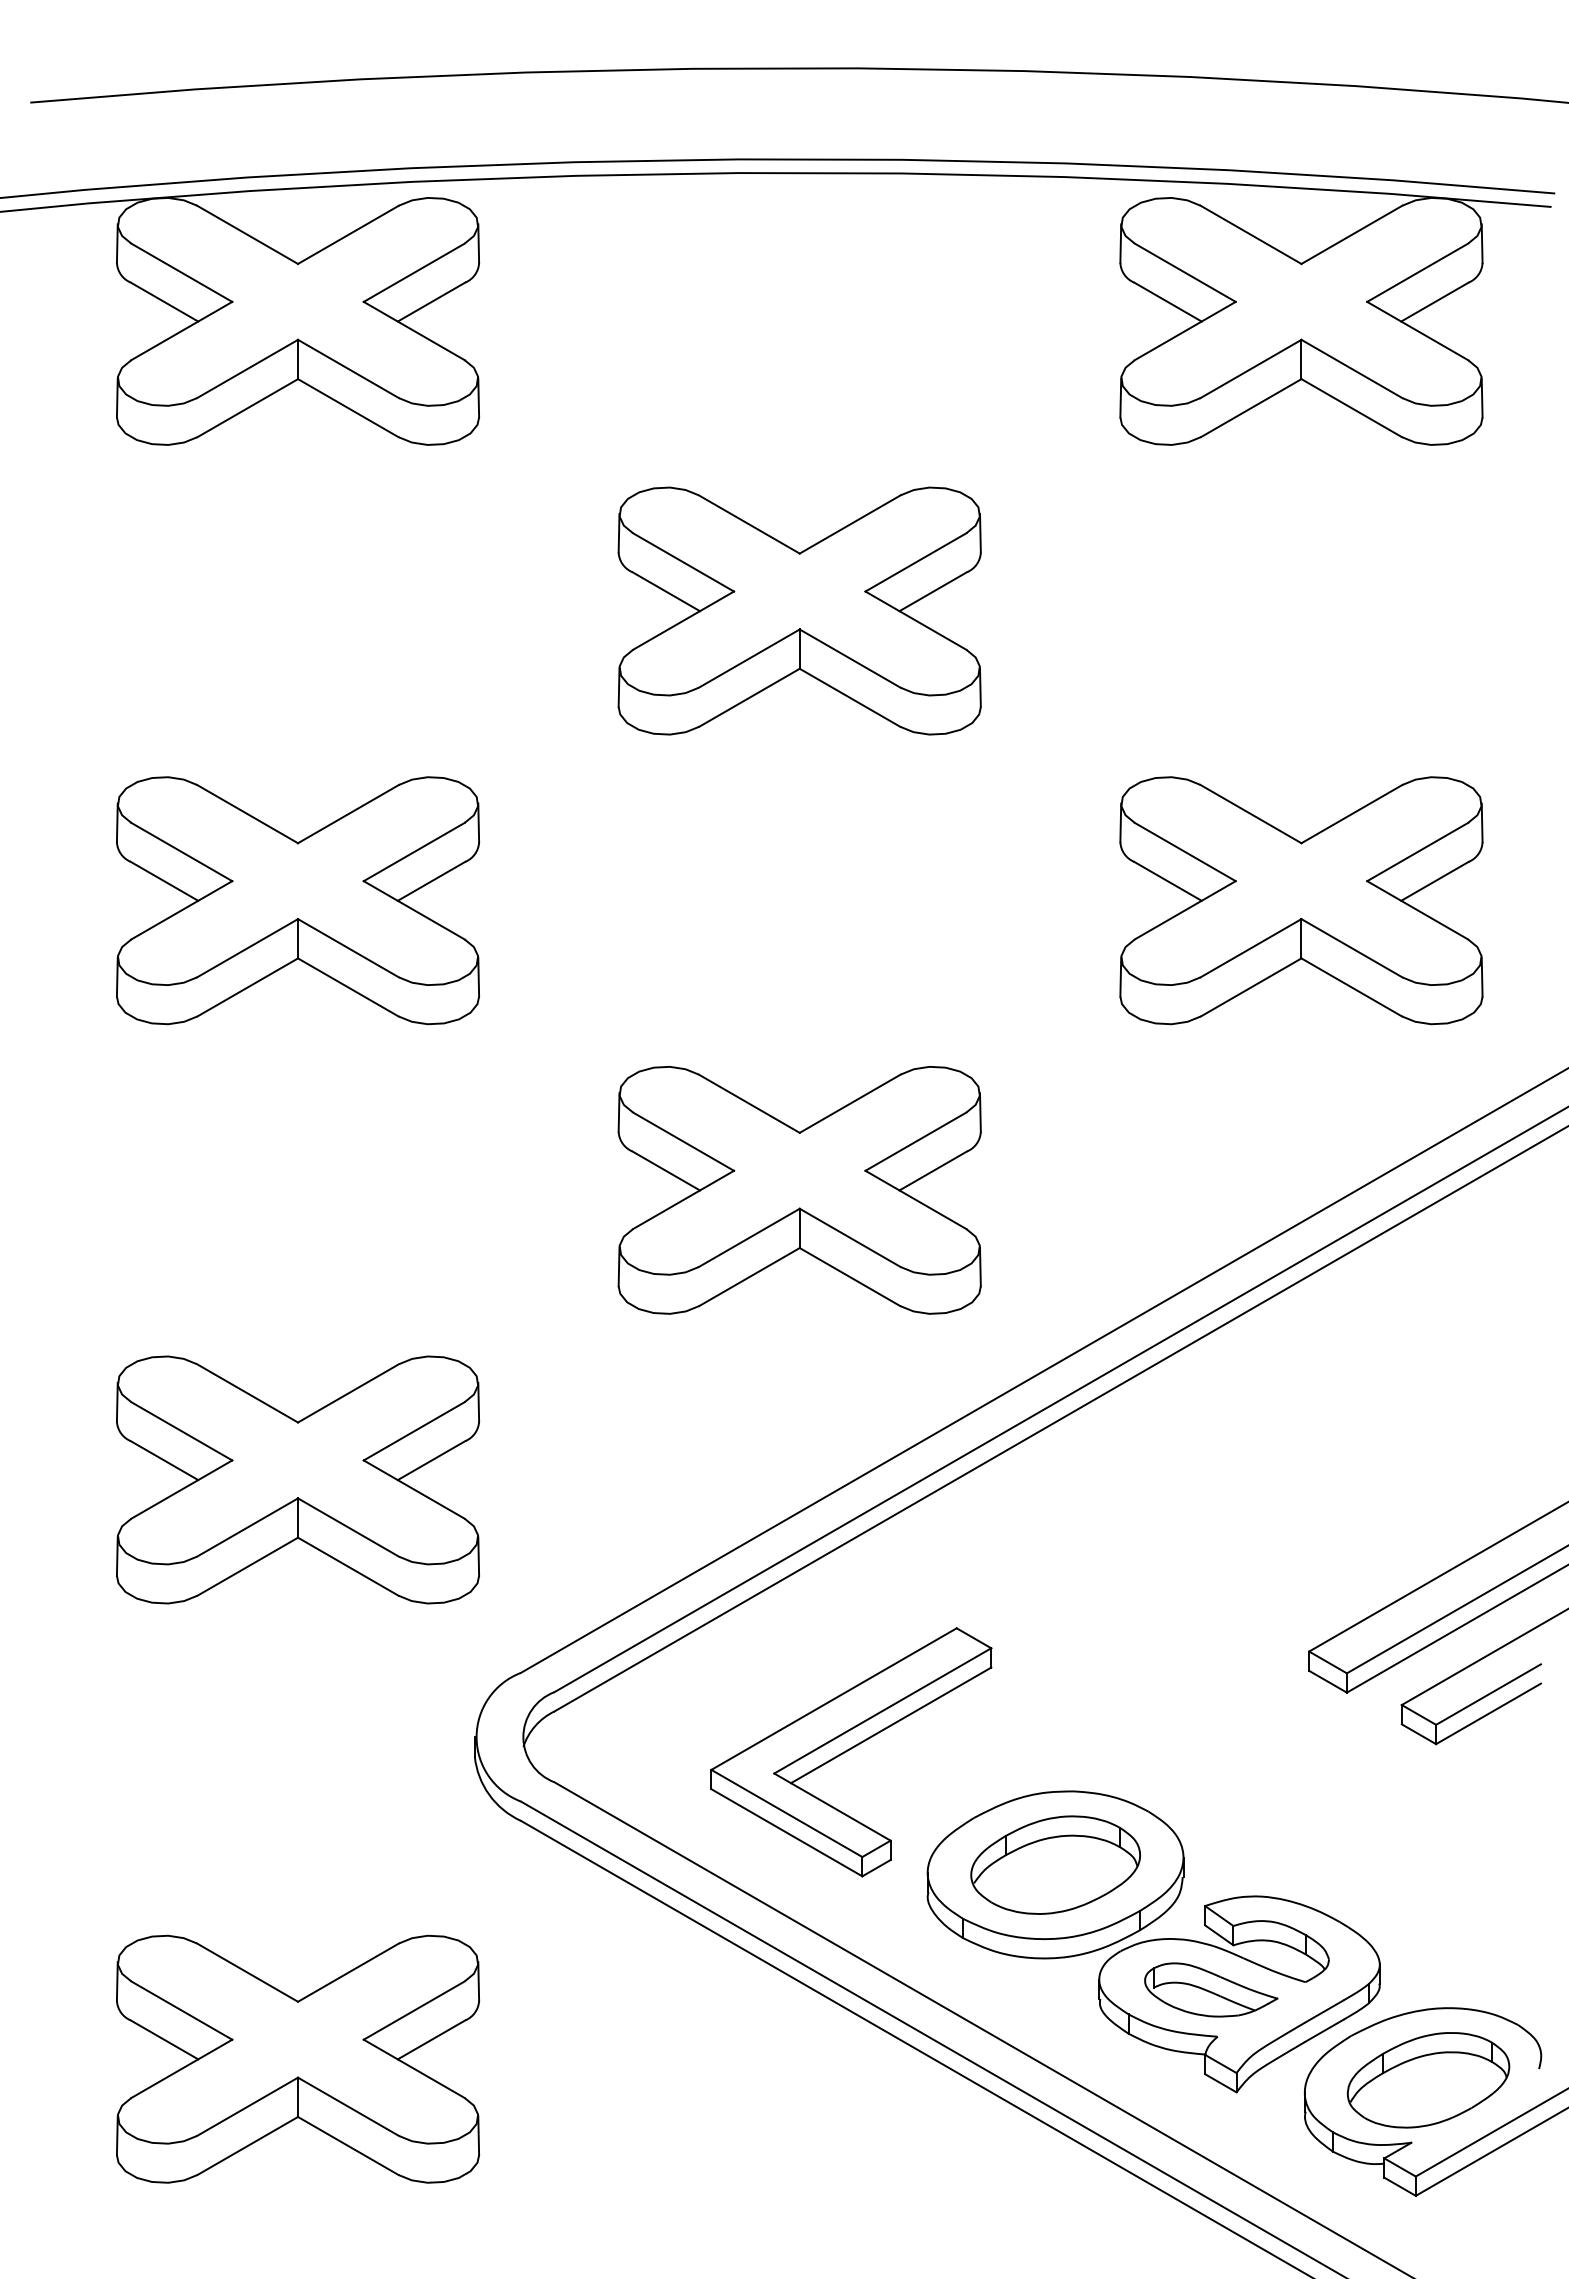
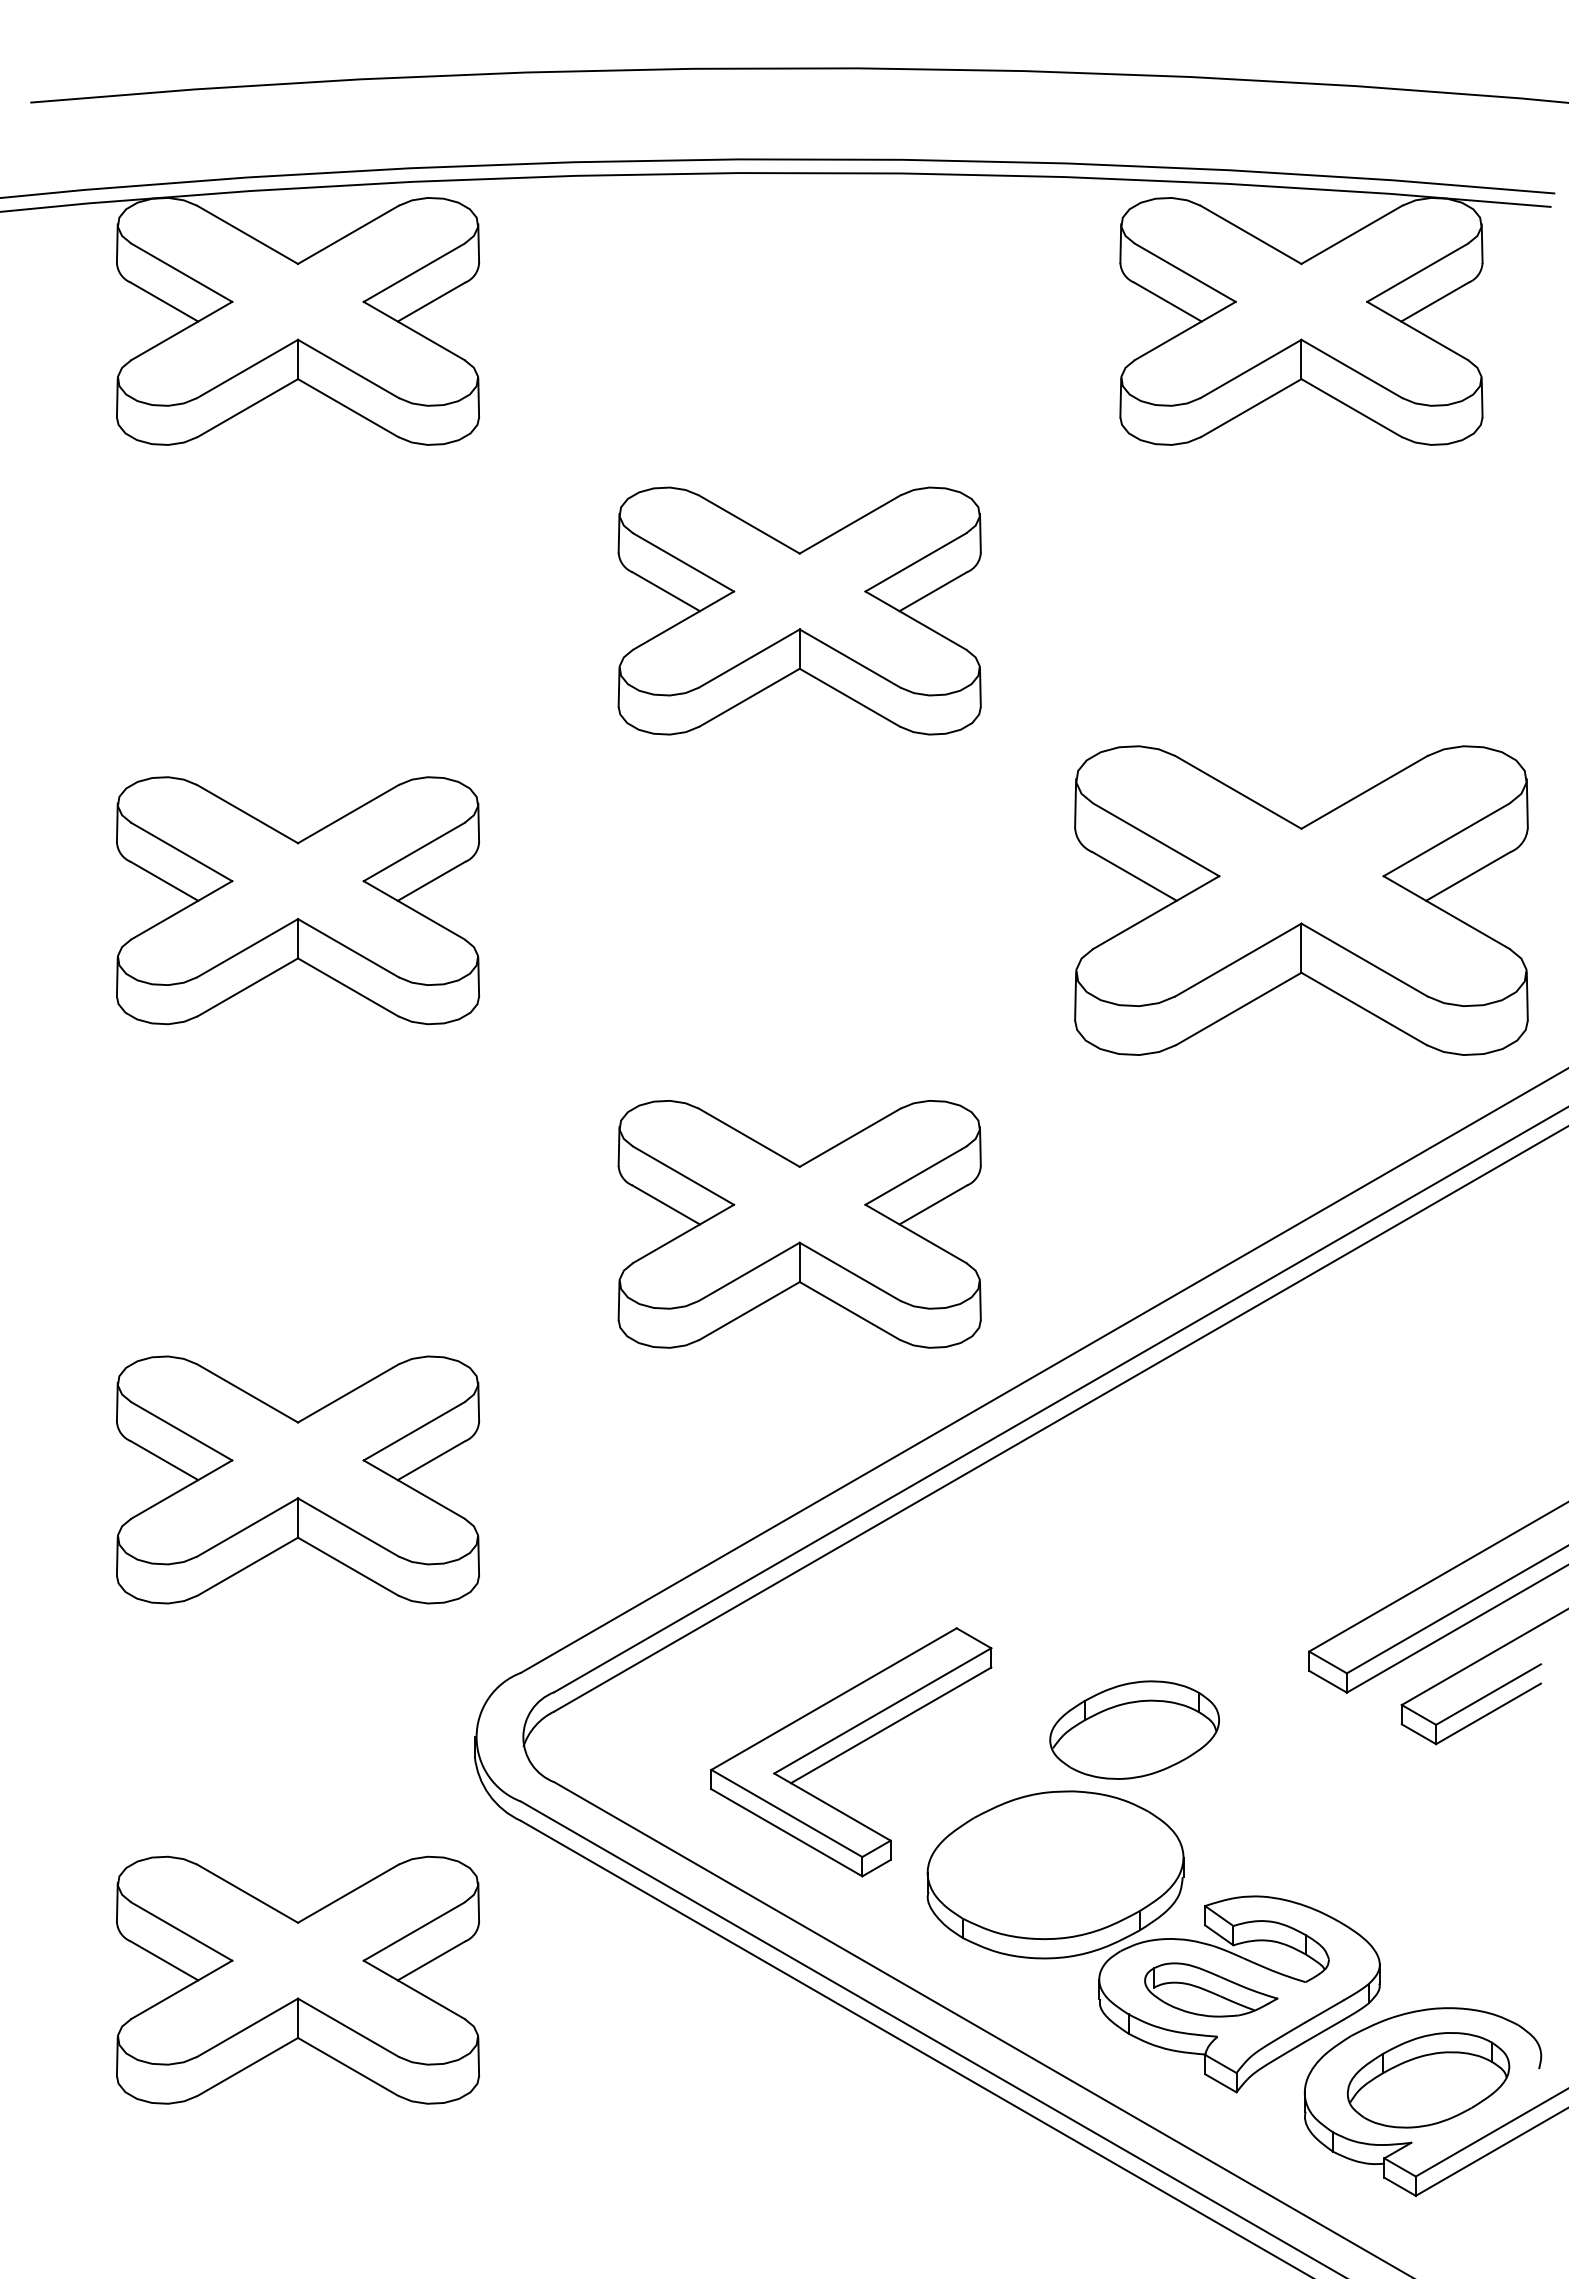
part size: 365x250 px -> 455x311 px (1301, 900)
part position: (799, 1190) -> (799, 1224) (799, 1224)
part position: (1055, 1864) -> (1134, 1729) (1134, 1729)
part position: (297, 2058) -> (297, 1979) (297, 1979)
